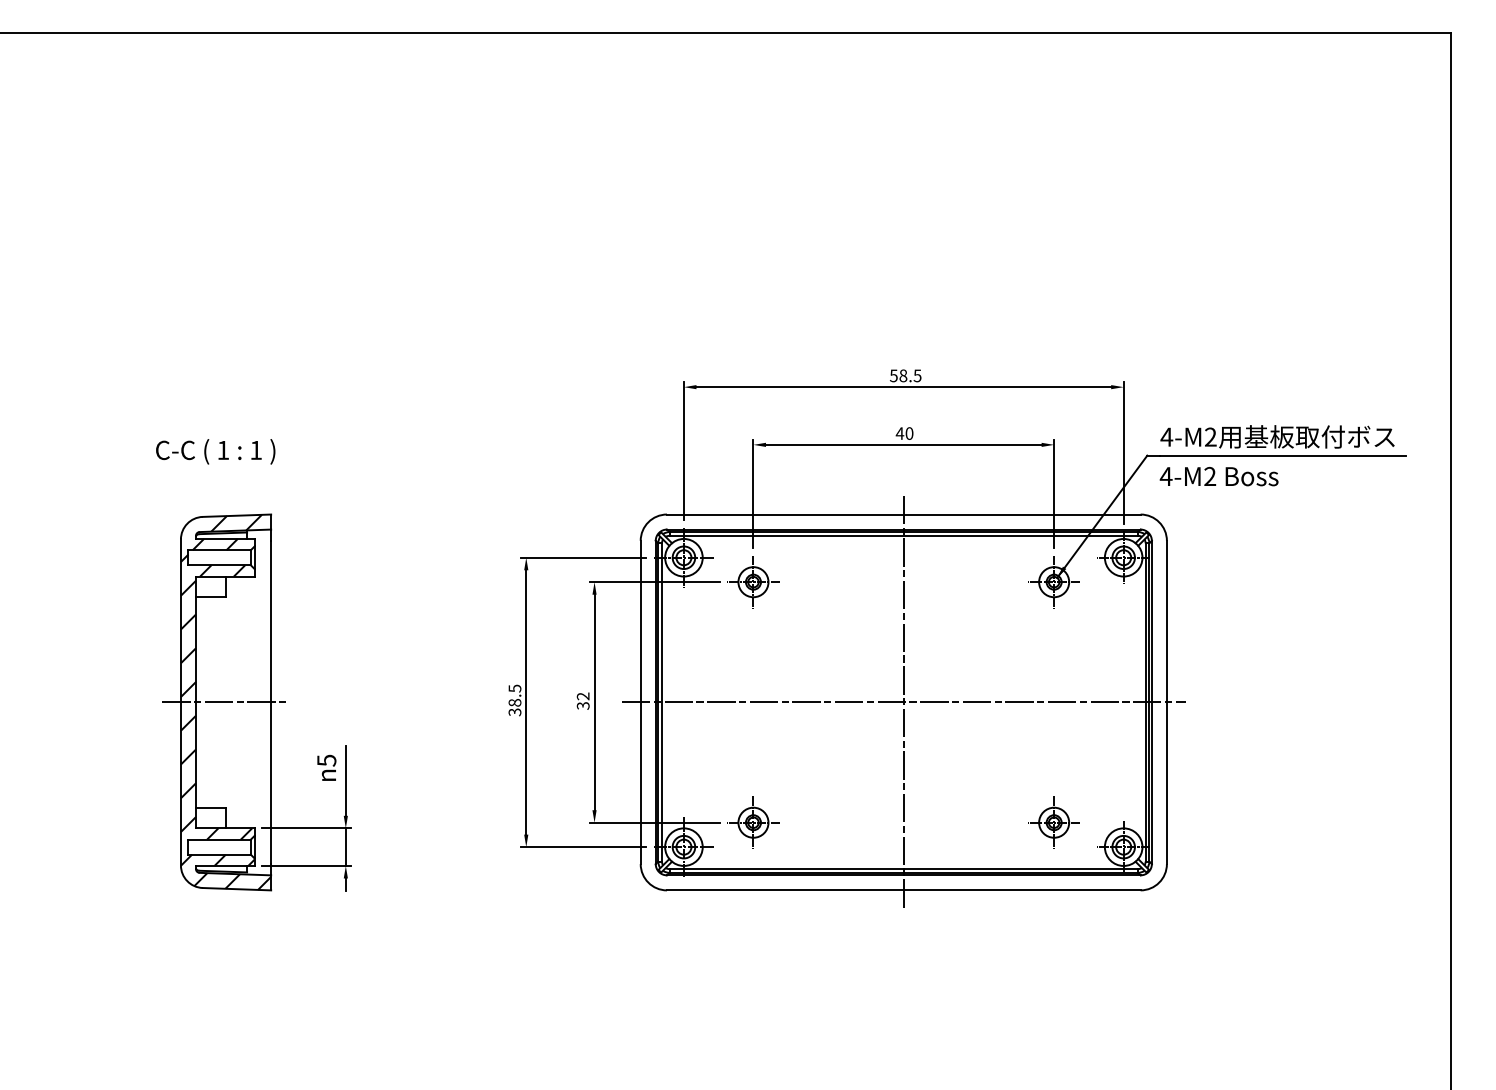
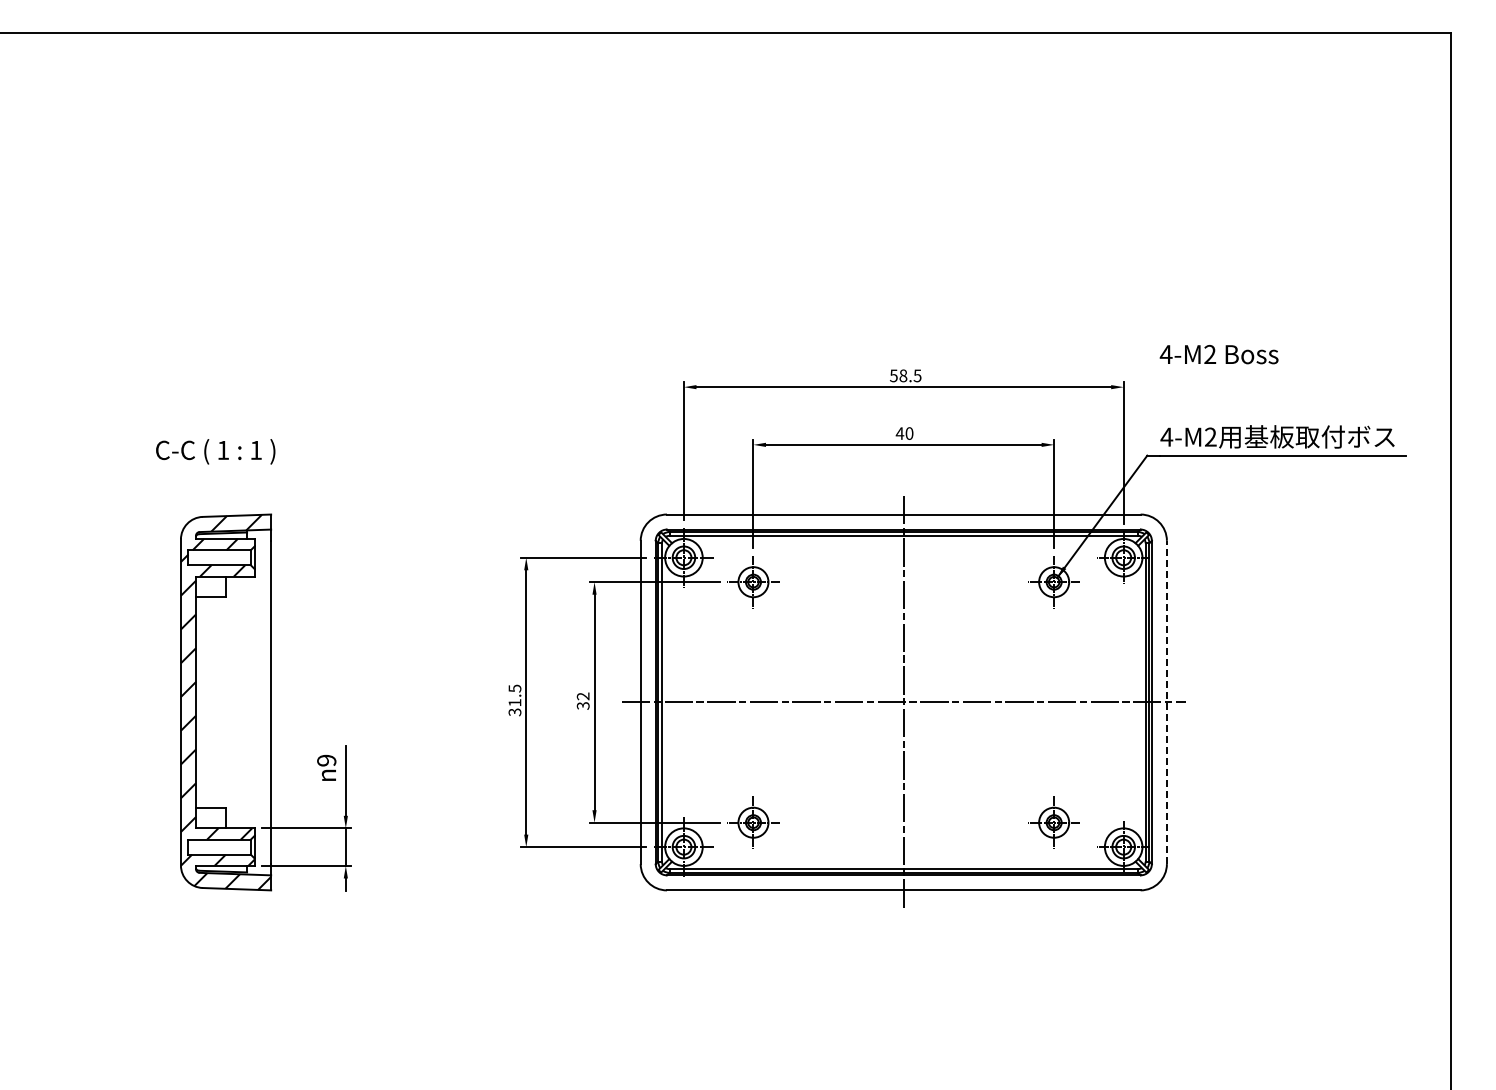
text position: (1218, 476) -> (1218, 354) (1218, 354)
line: present -> none (225, 702)
text: 38.5 -> 31.5 (514, 702)
line: solid -> dashed (1166, 702)
text: 5 -> 9 (326, 760)
